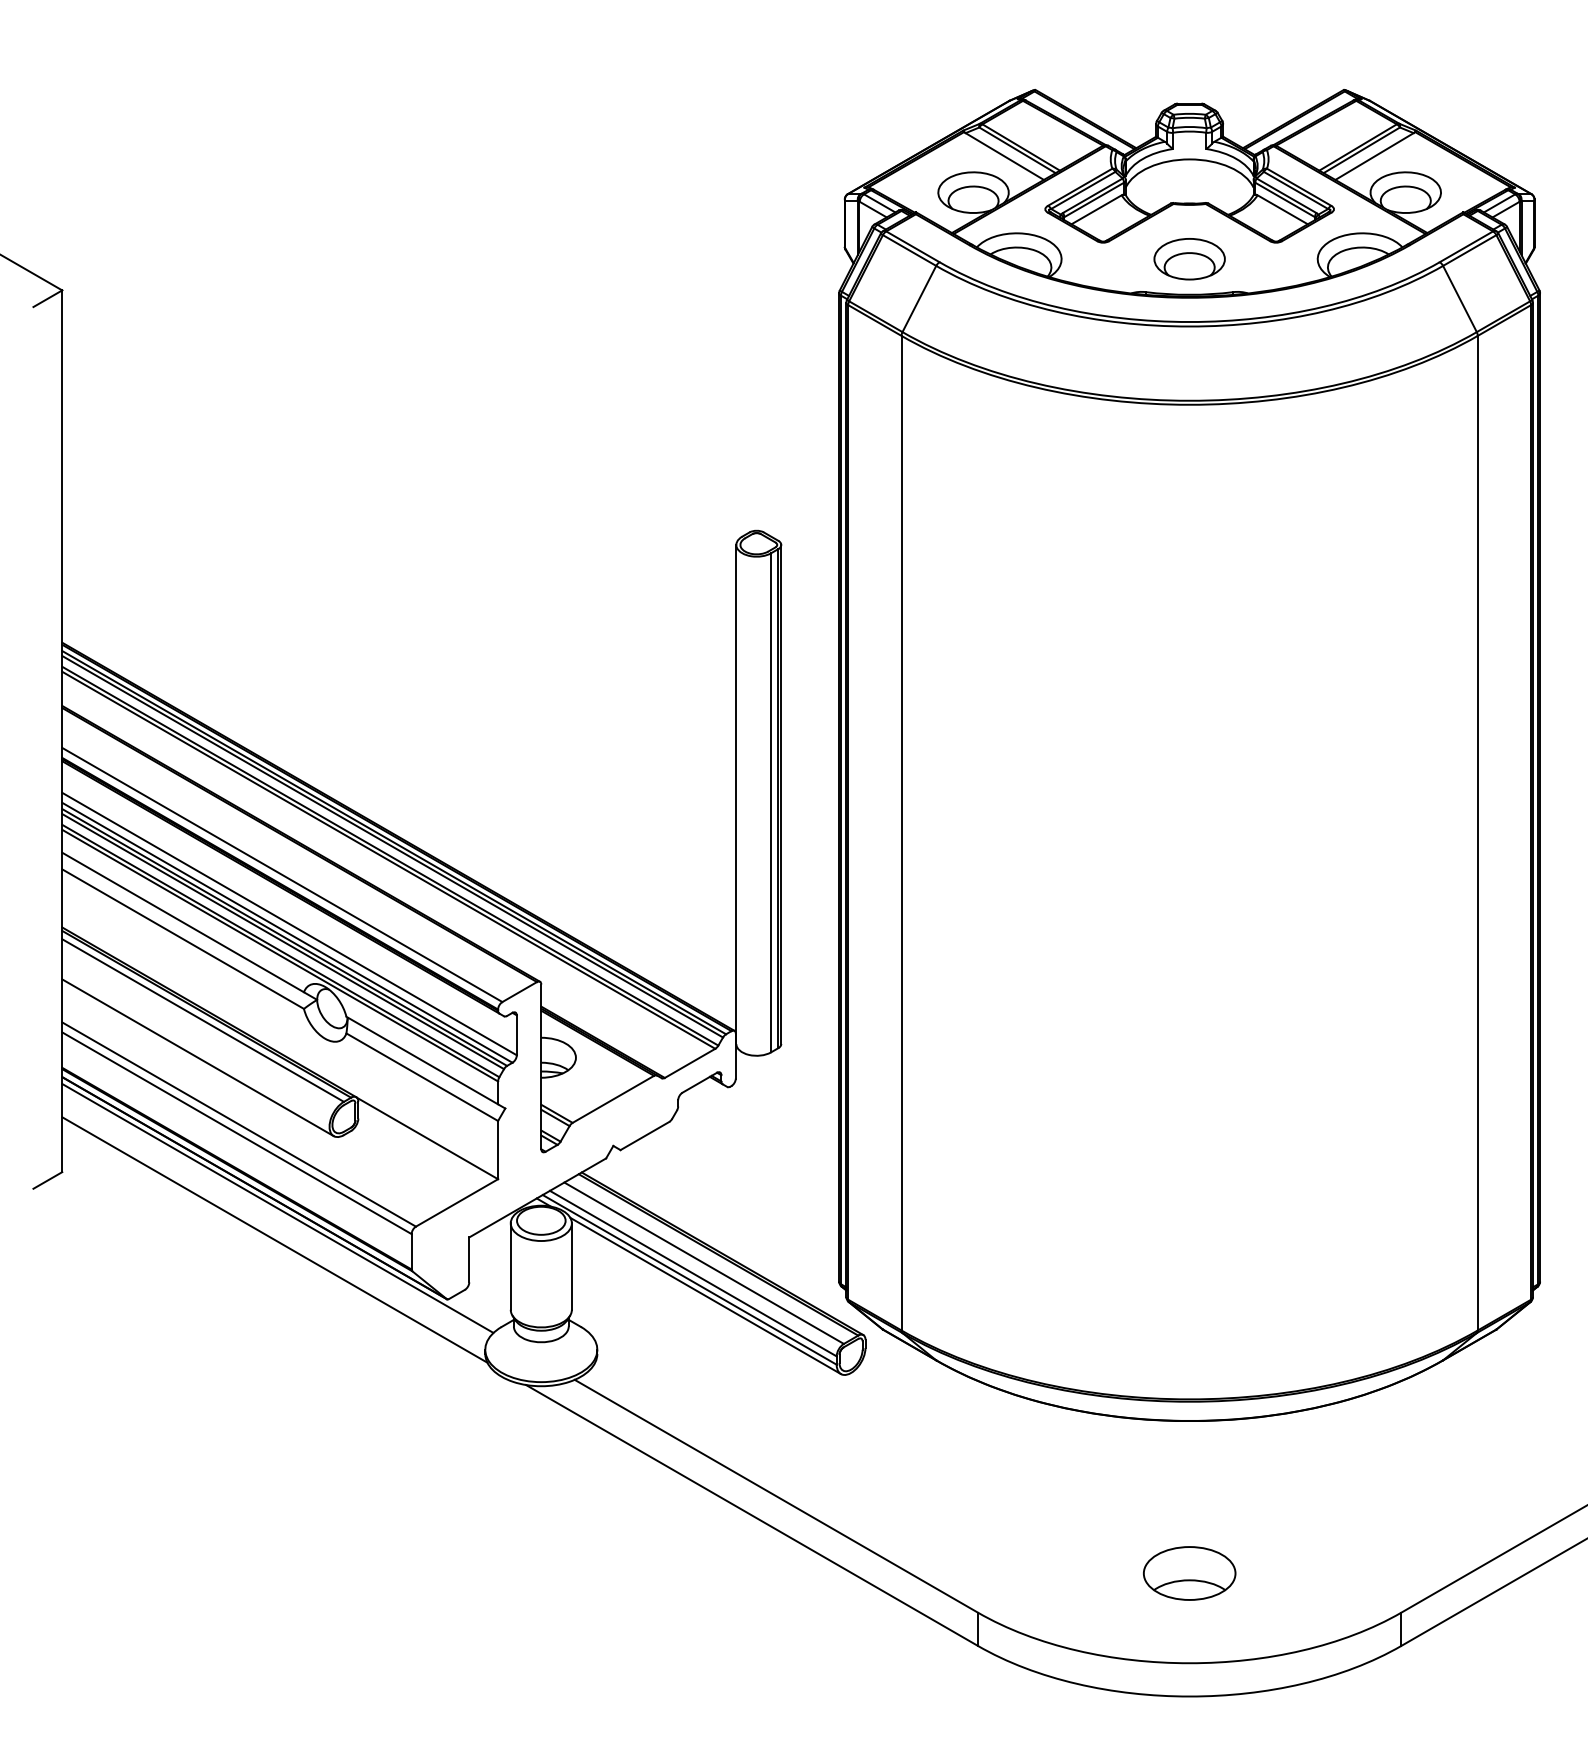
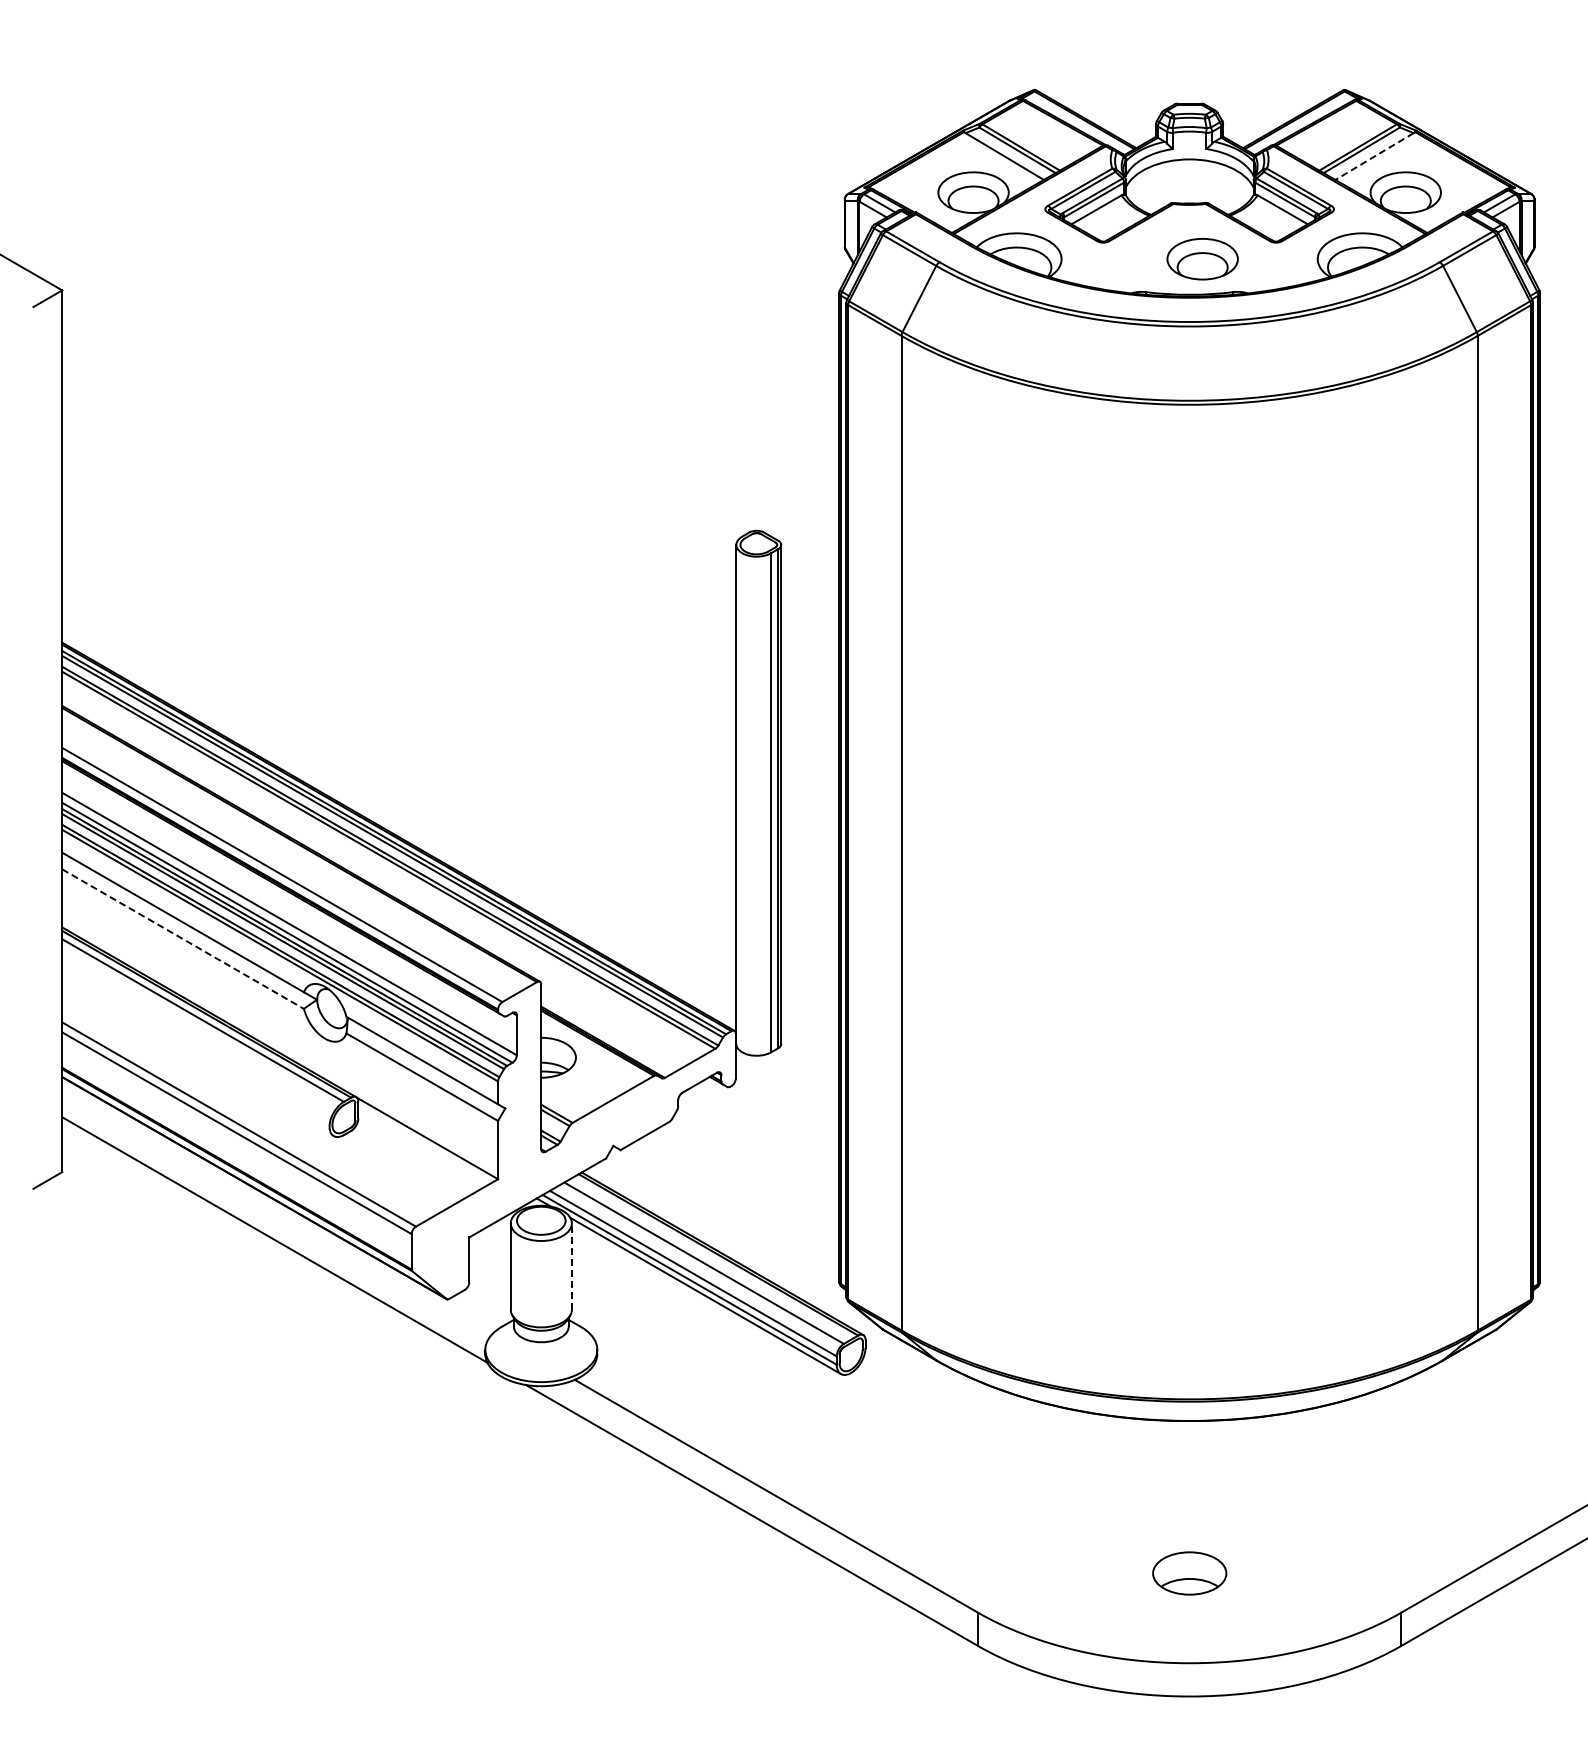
line: solid -> dashed (1374, 156)
part position: (1189, 259) -> (1202, 259) (1202, 259)
line: solid -> dashed (183, 939)
line: present -> none (197, 1057)
line: present -> none (277, 1207)
line: solid -> dashed (571, 1266)
part size: 94x55 px -> 76x45 px (1189, 1573)
